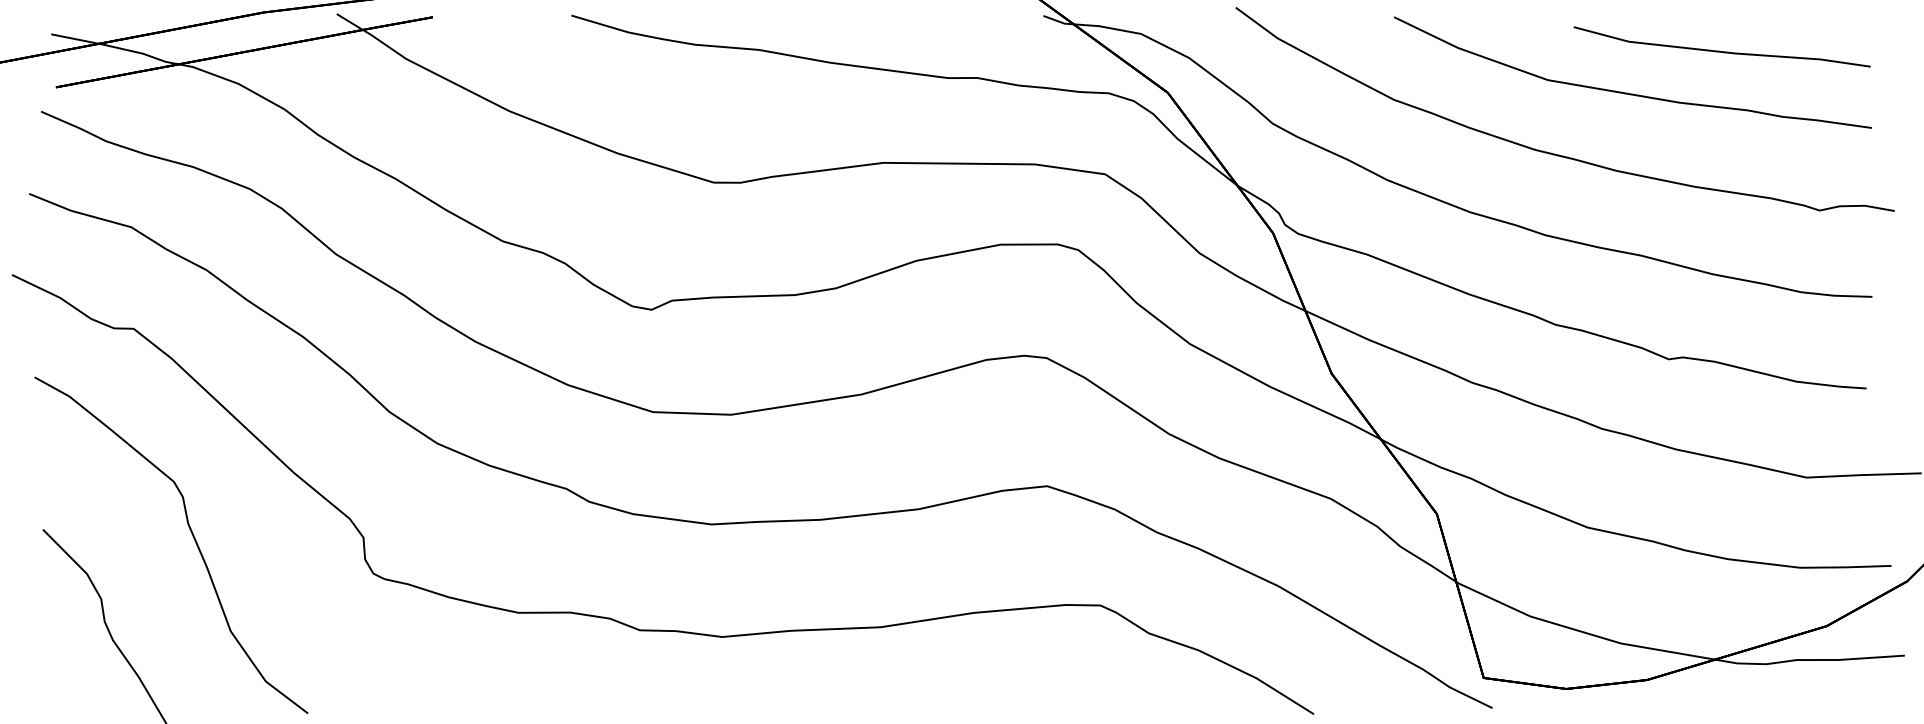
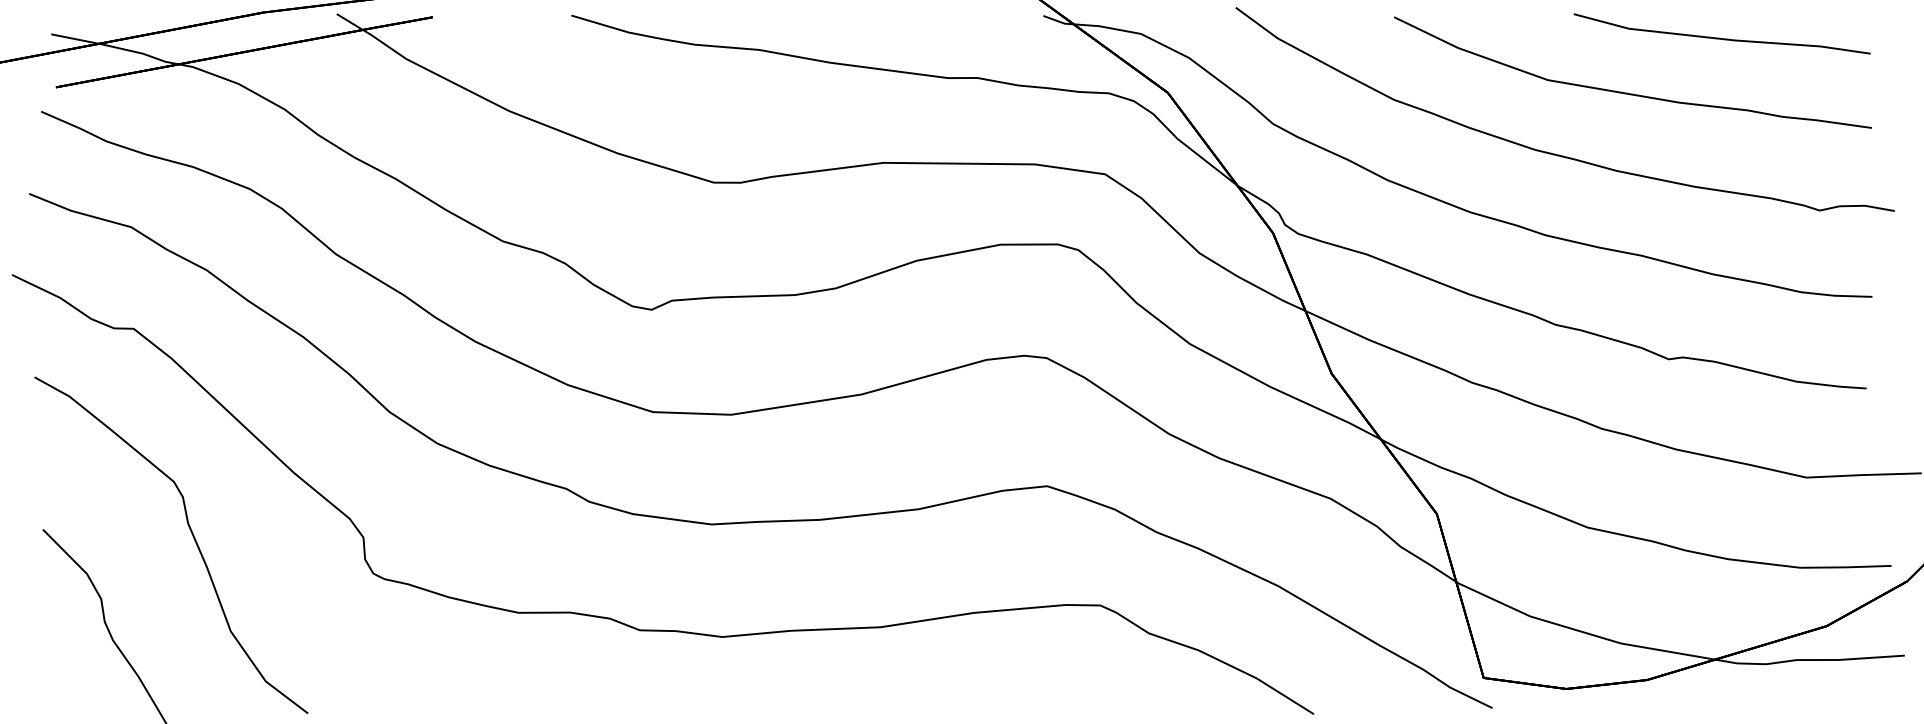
line position: (1719, 50) -> (1719, 37) (1719, 37)
